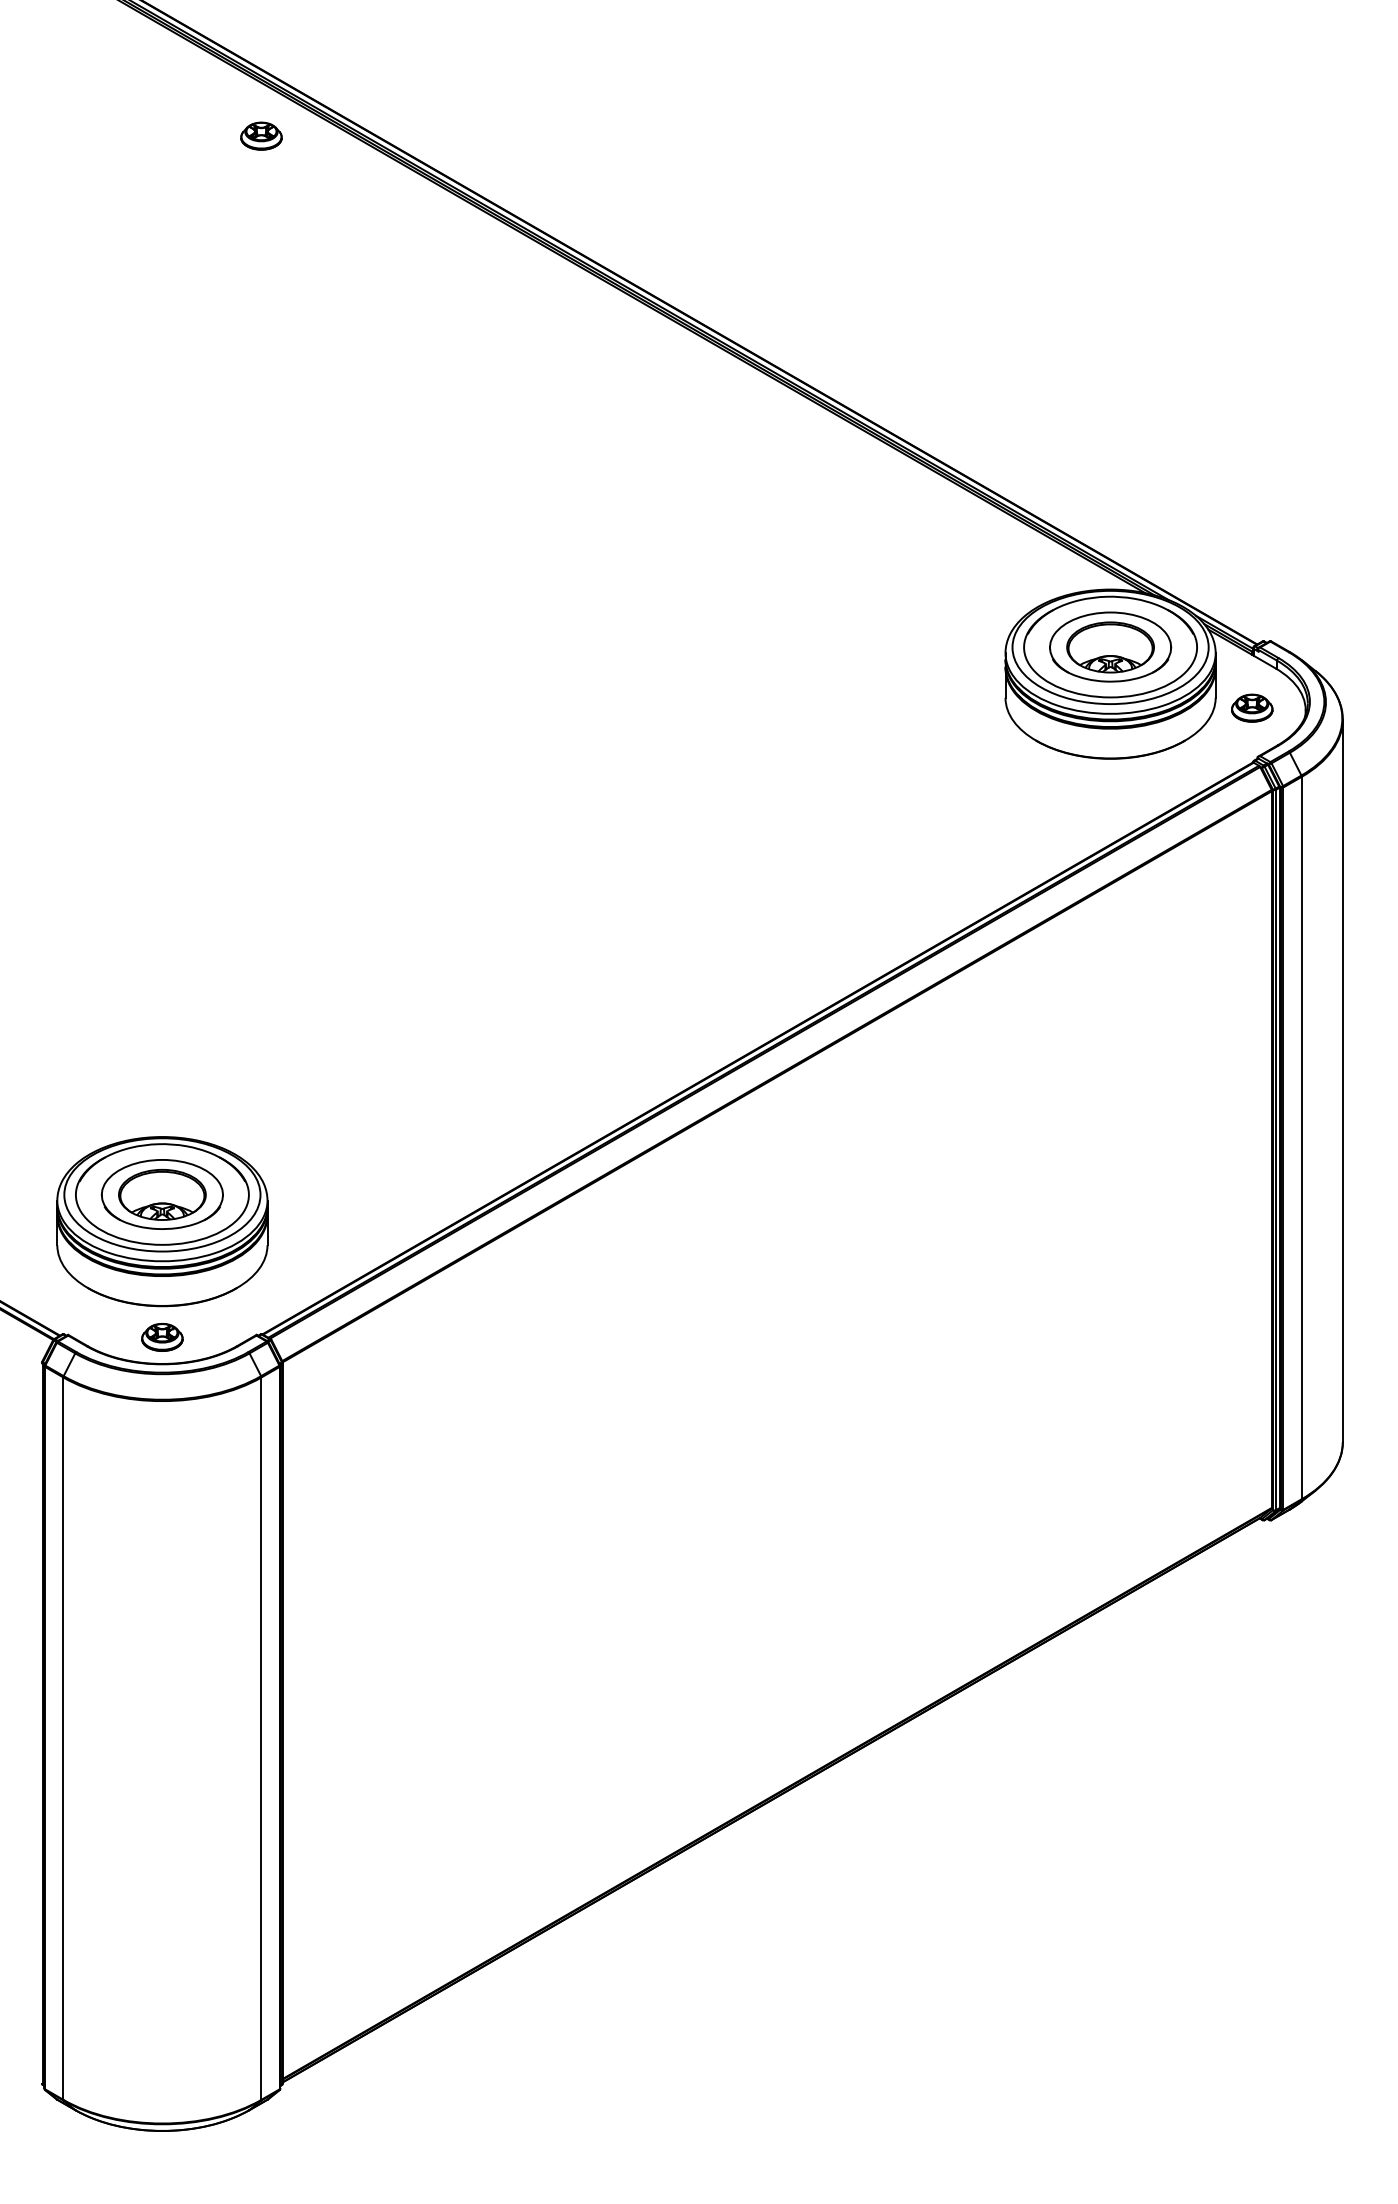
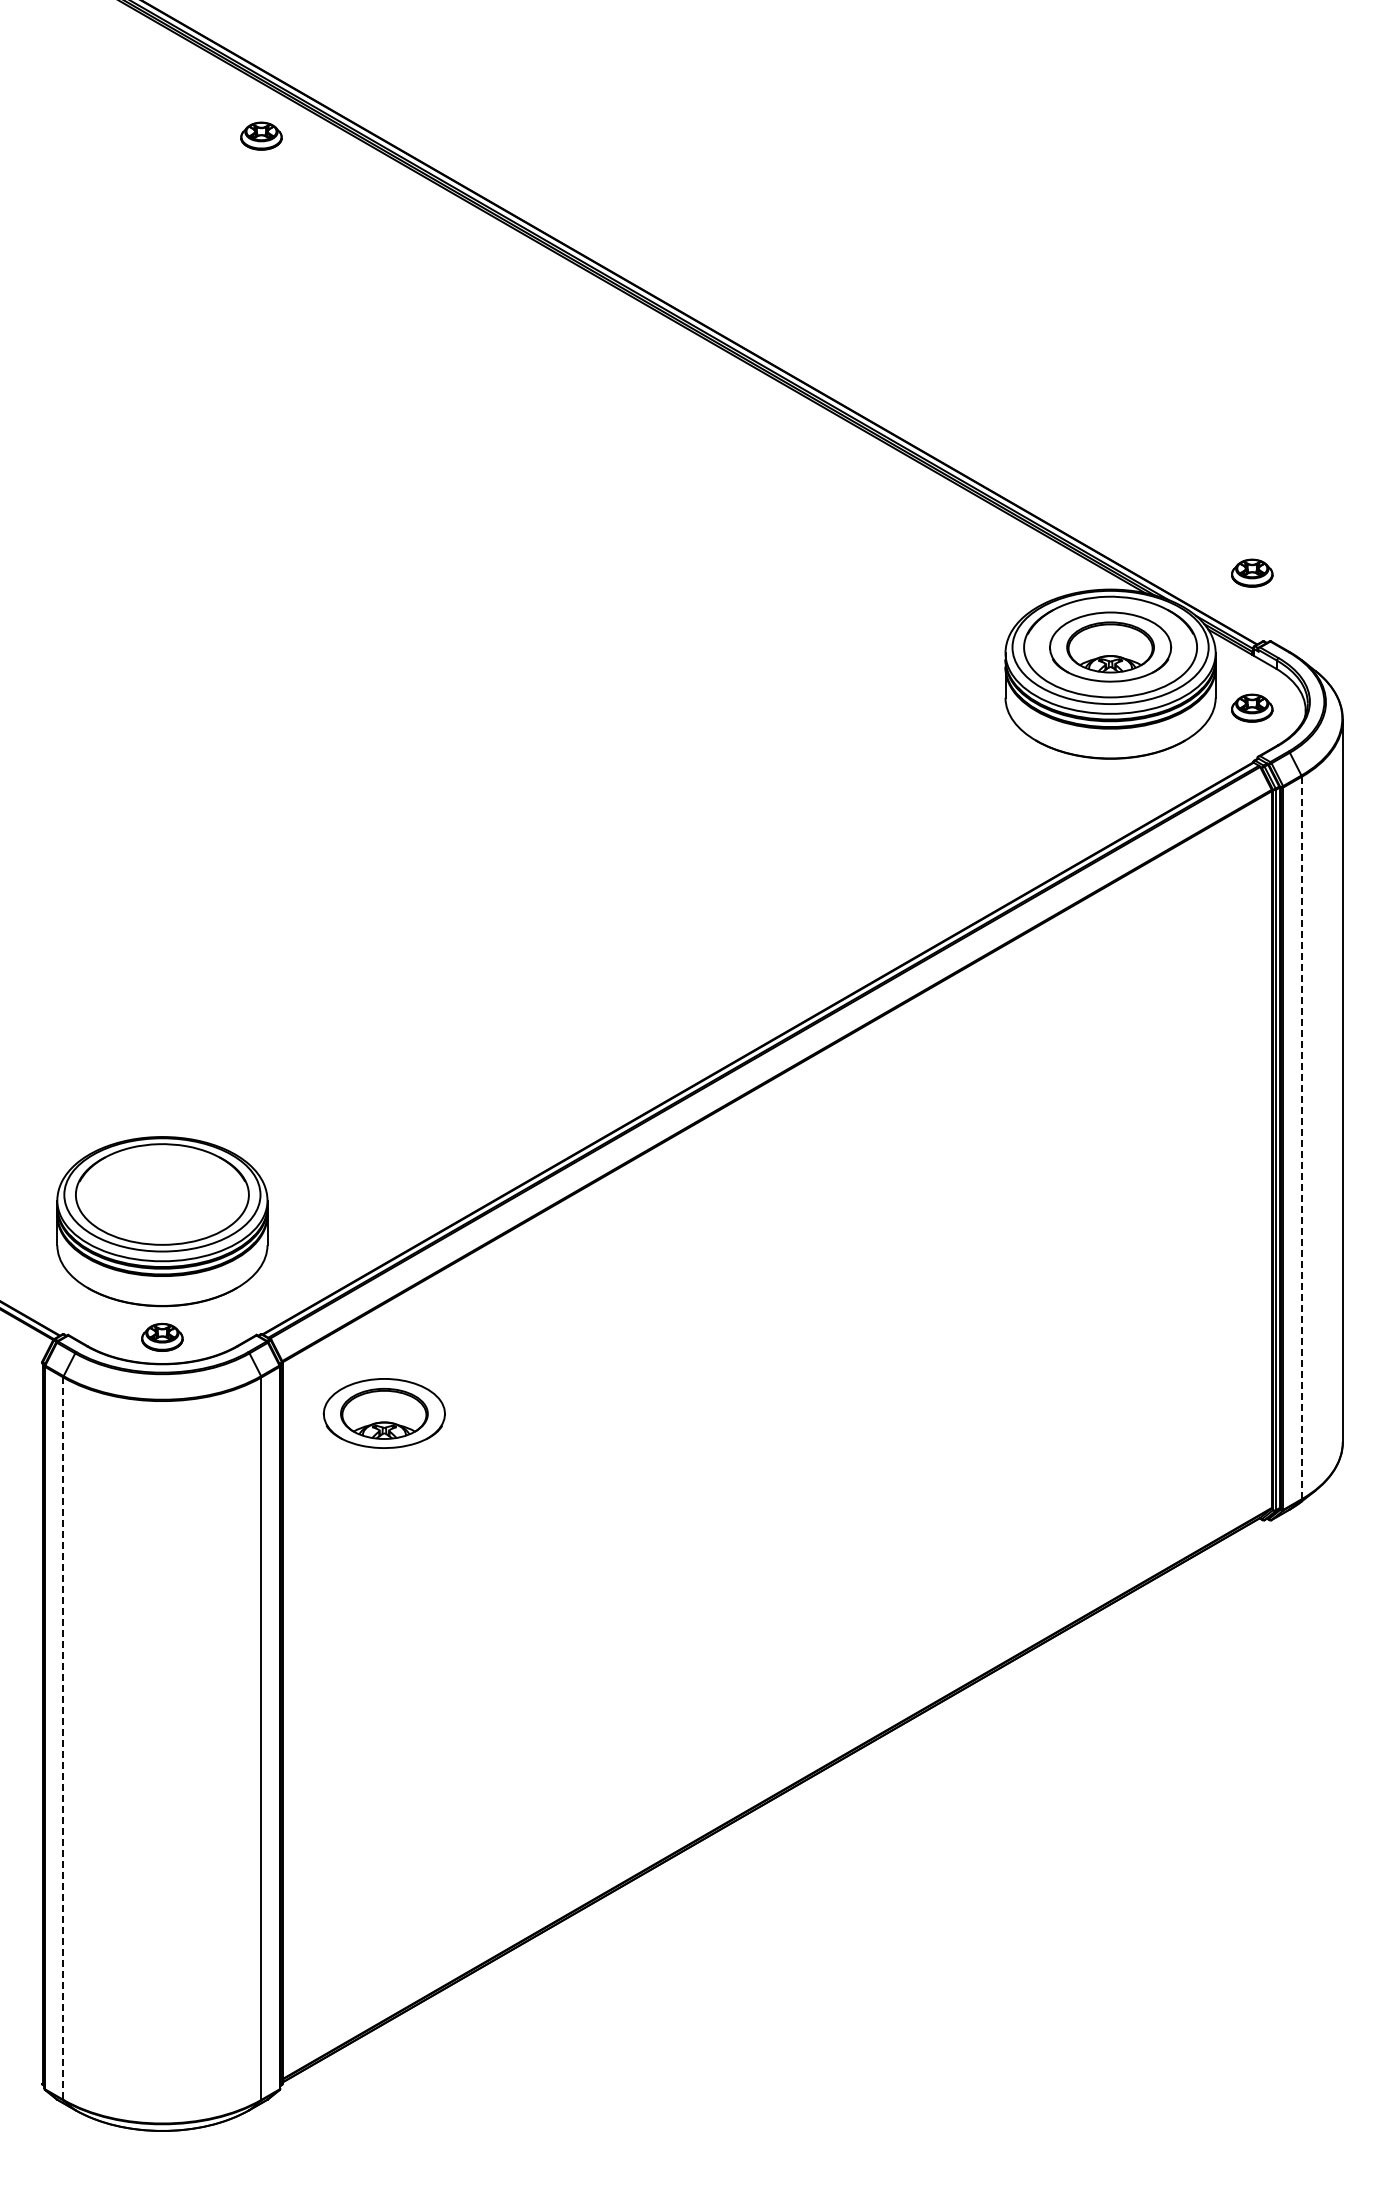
part: none -> present (1252, 572)
line: solid -> dashed (1301, 1138)
part position: (161, 1194) -> (383, 1413) (383, 1413)
line: solid -> dashed (63, 1739)
